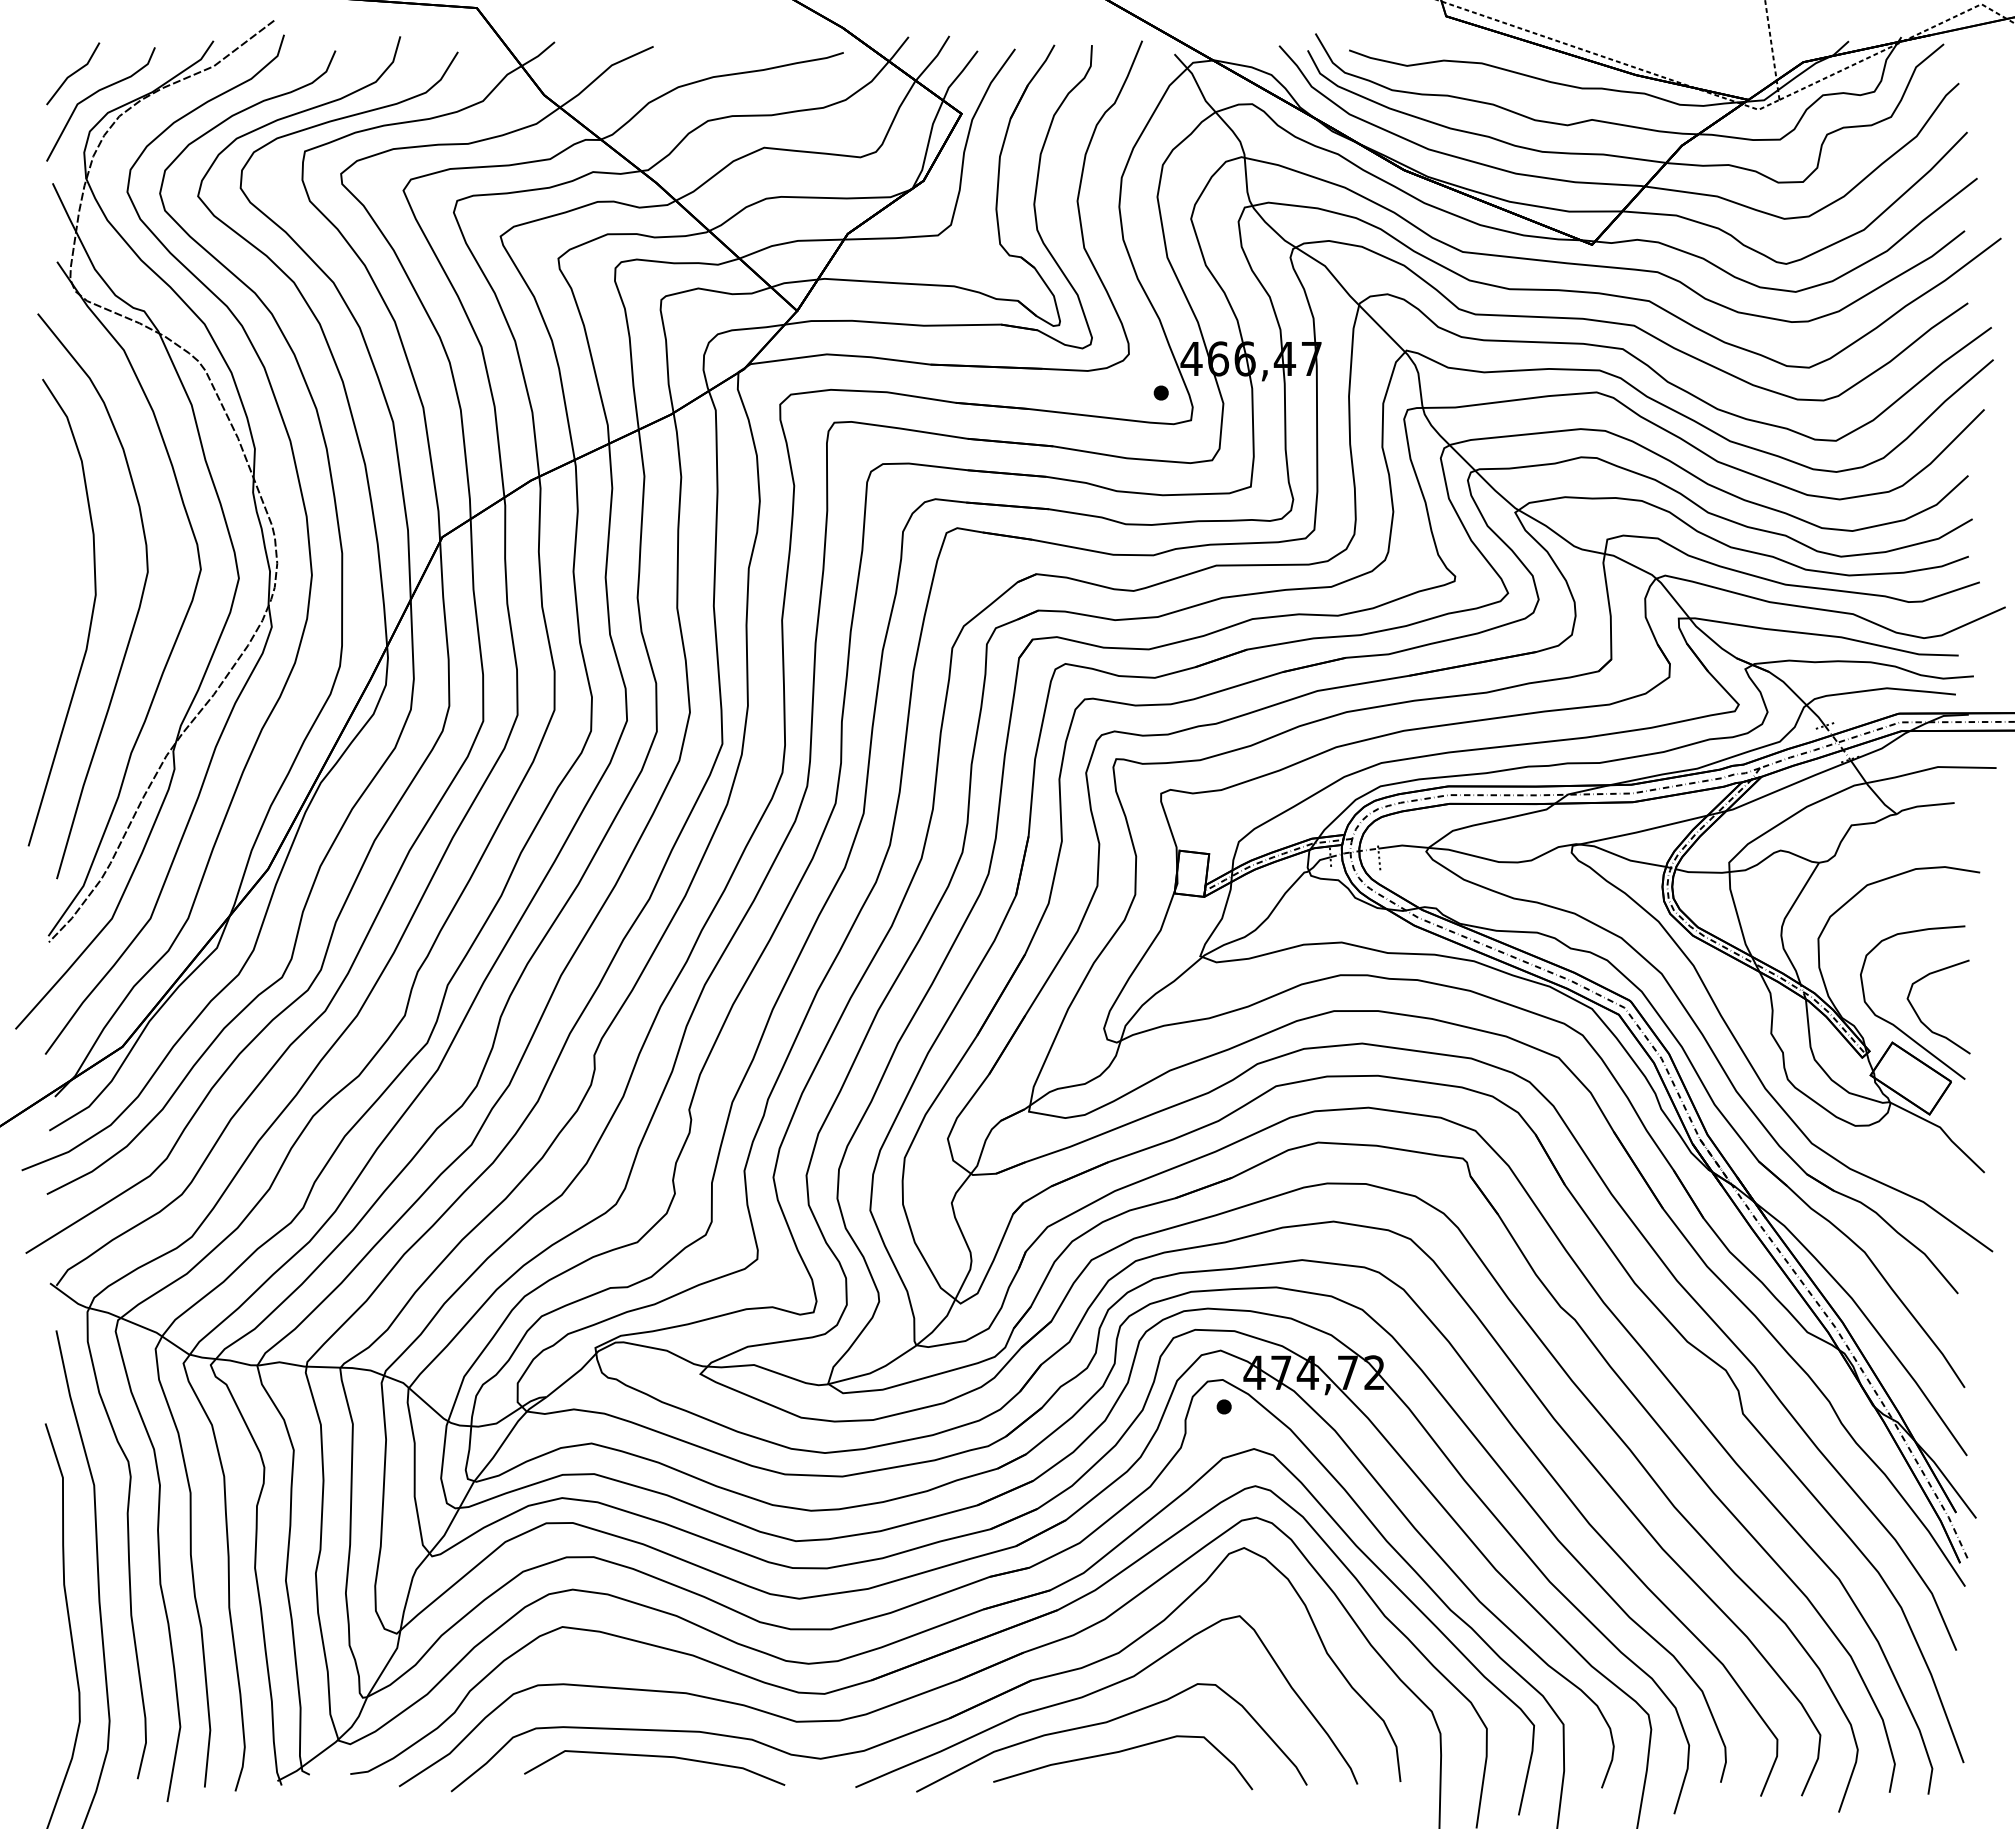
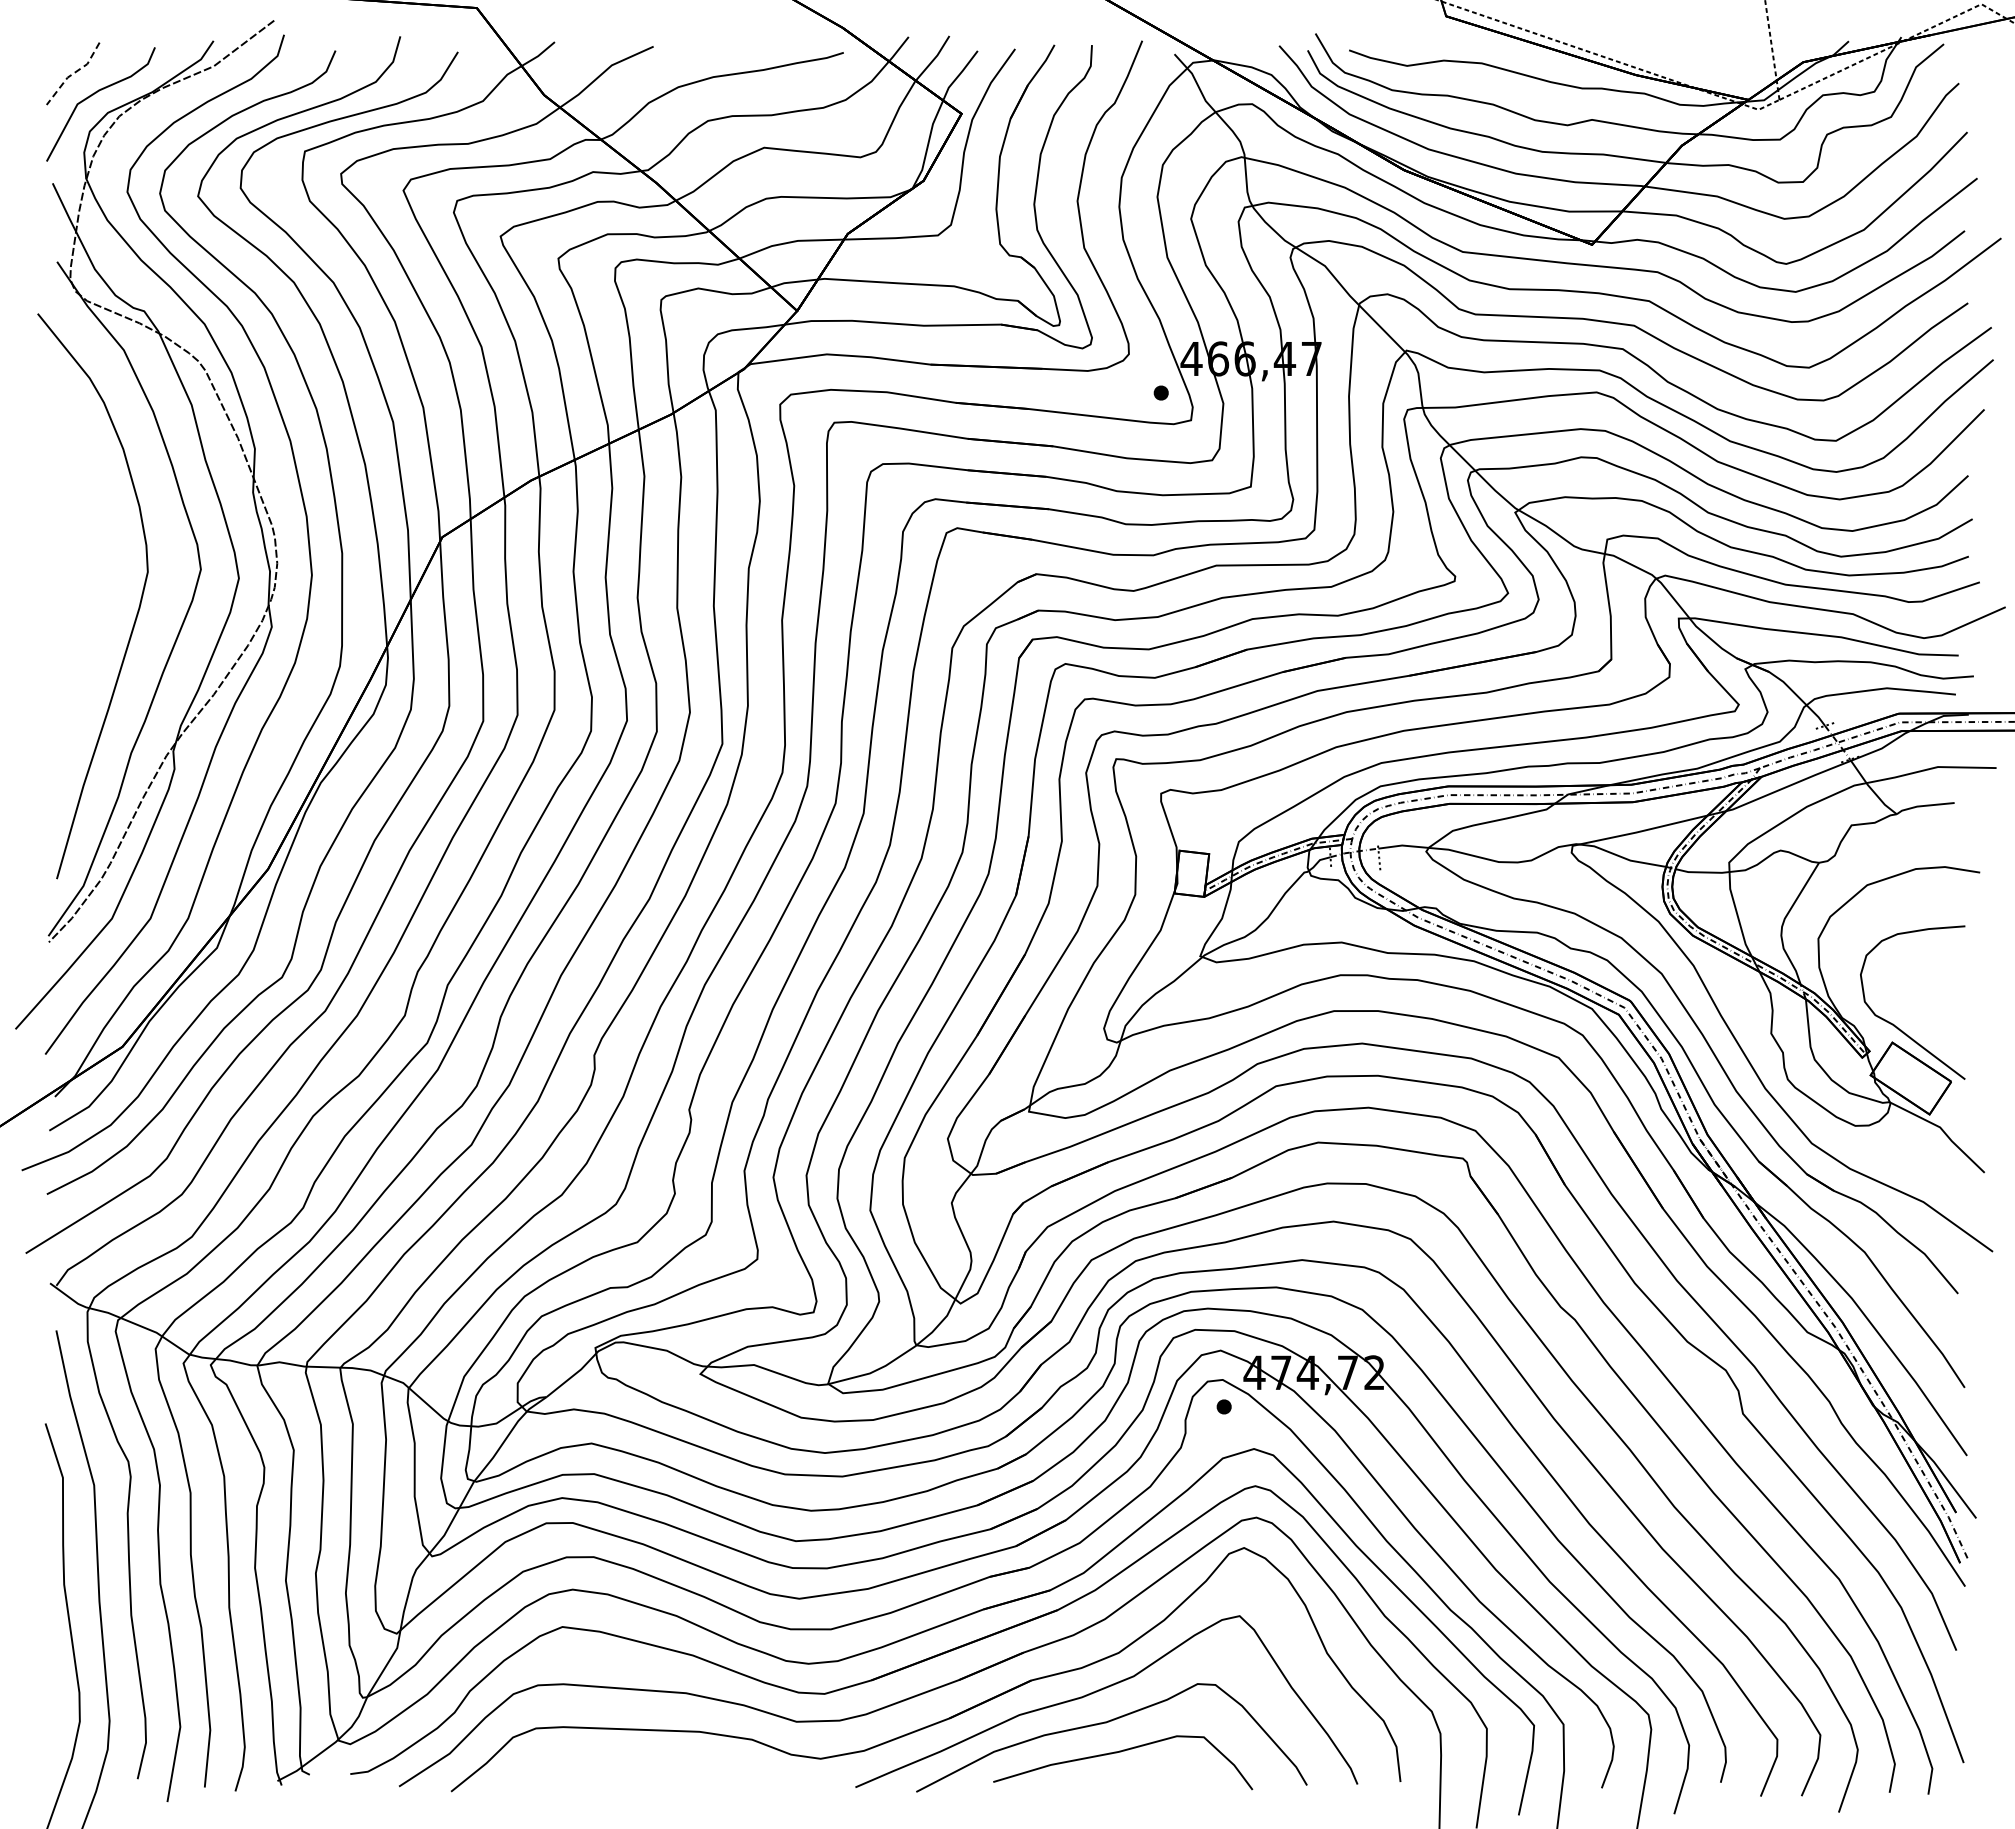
line: solid -> dashed (73, 73)
curve: present -> none (90, 618)
curve: present -> none (1919, 1016)
line: present -> none (655, 1757)
